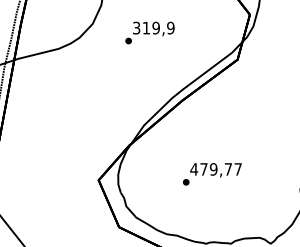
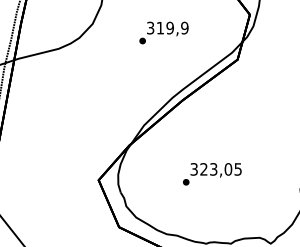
text position: (149, 32) -> (163, 32) (163, 32)
text: 479,77 -> 323,05 (215, 169)
